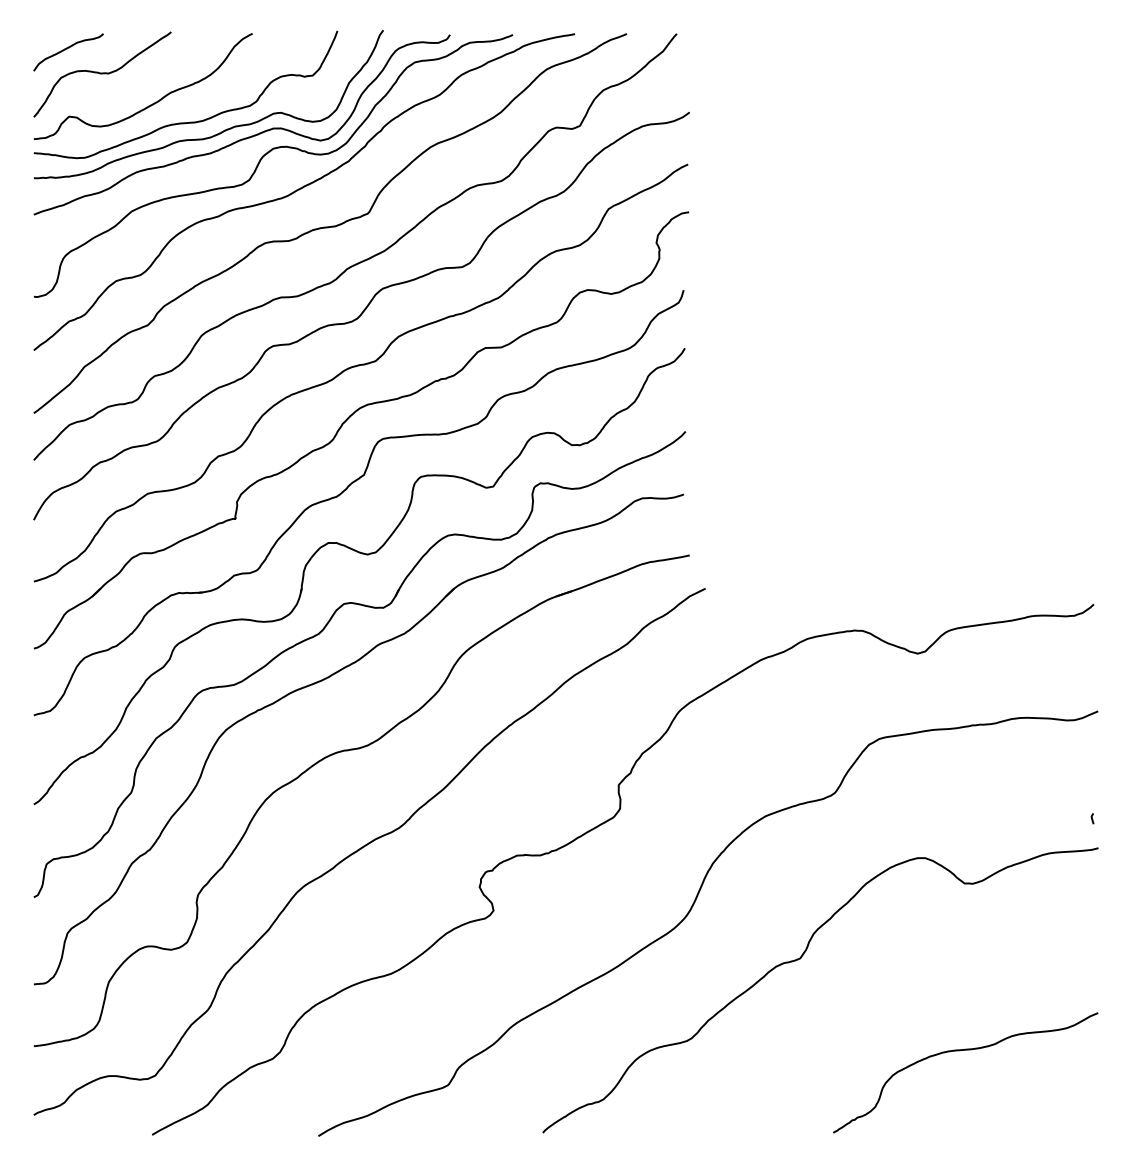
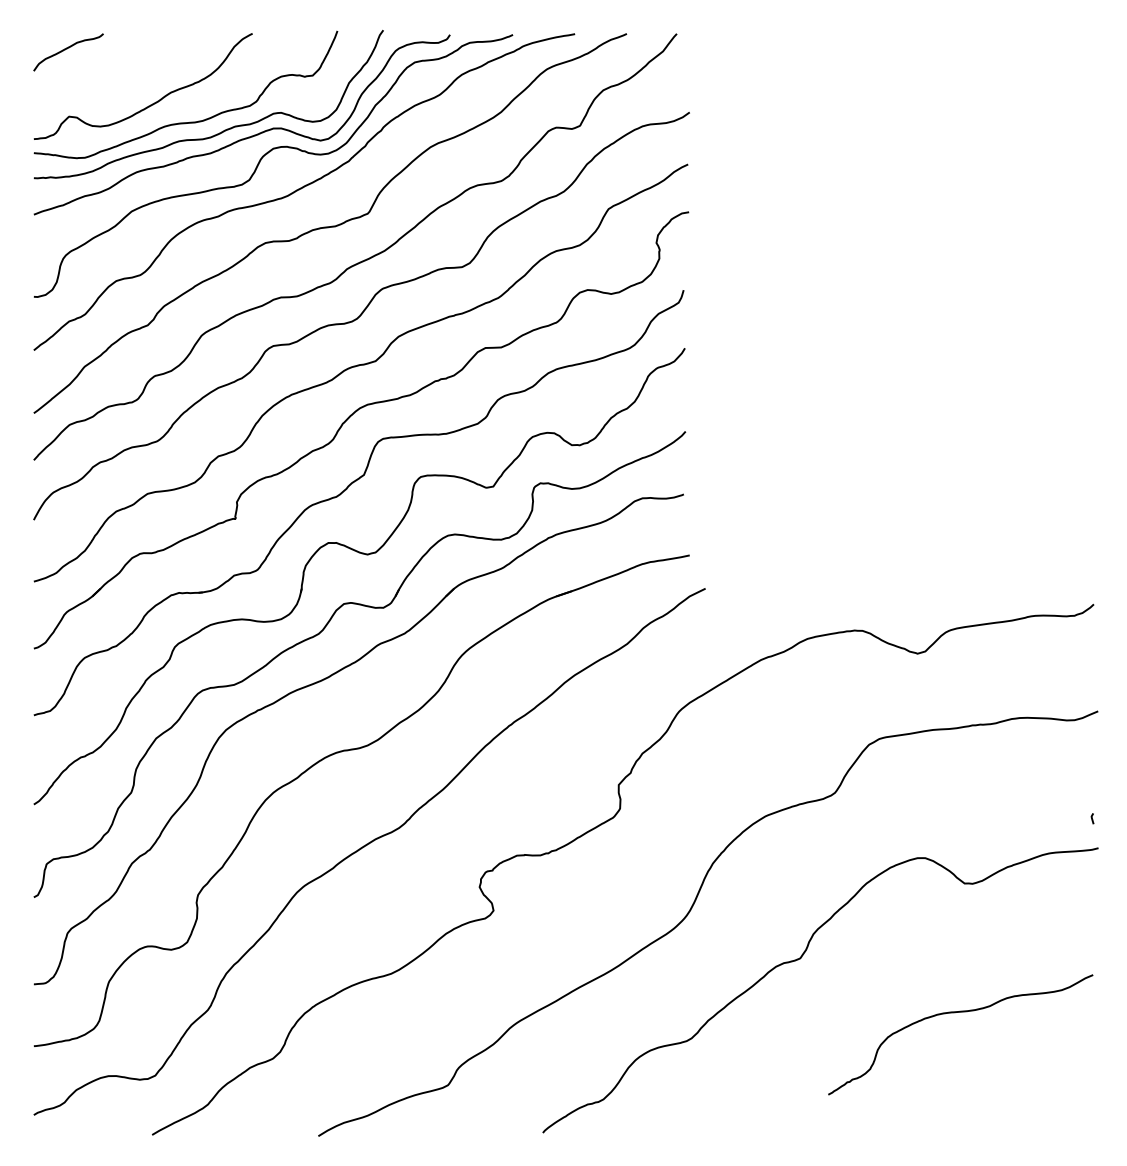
curve: present -> none (102, 74)
curve position: (960, 1051) -> (955, 1013) (955, 1013)
